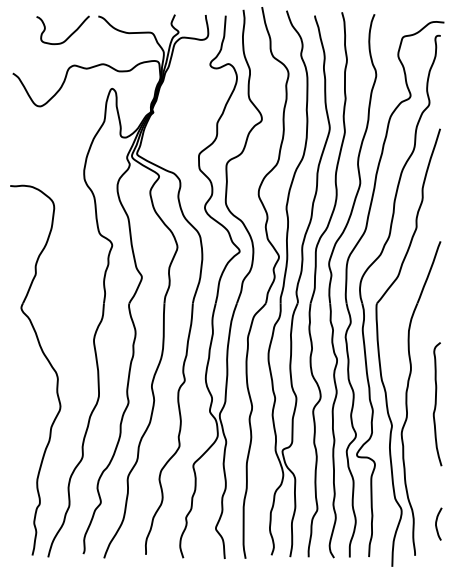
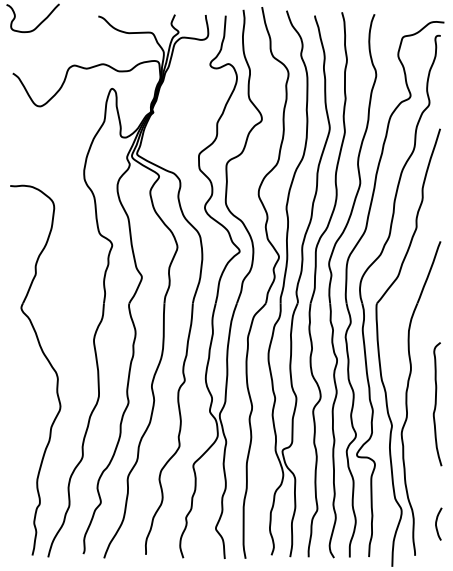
curve position: (68, 36) -> (38, 24) (38, 24)
